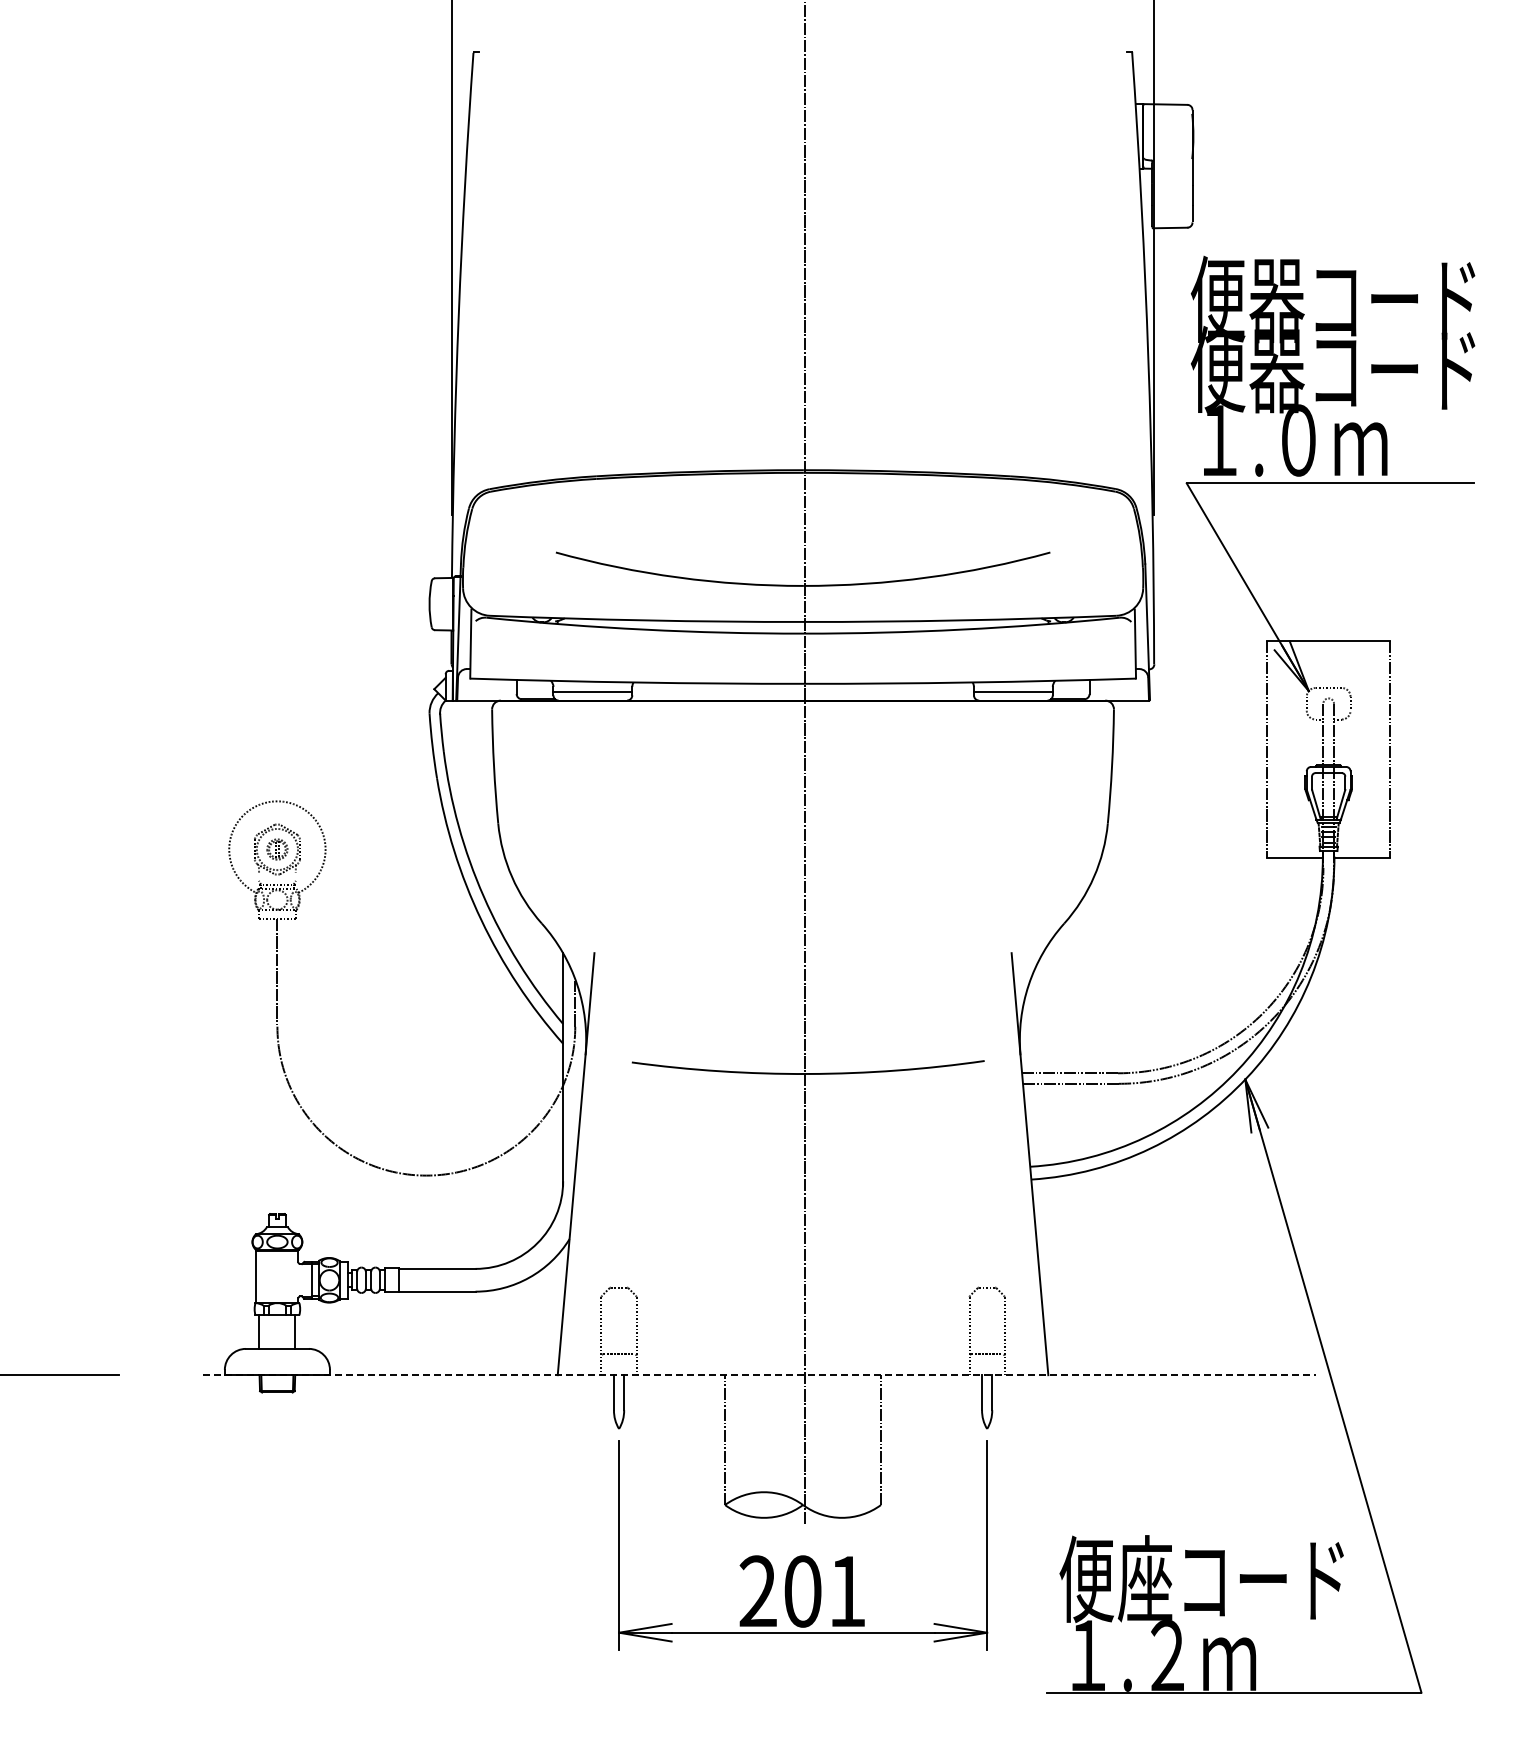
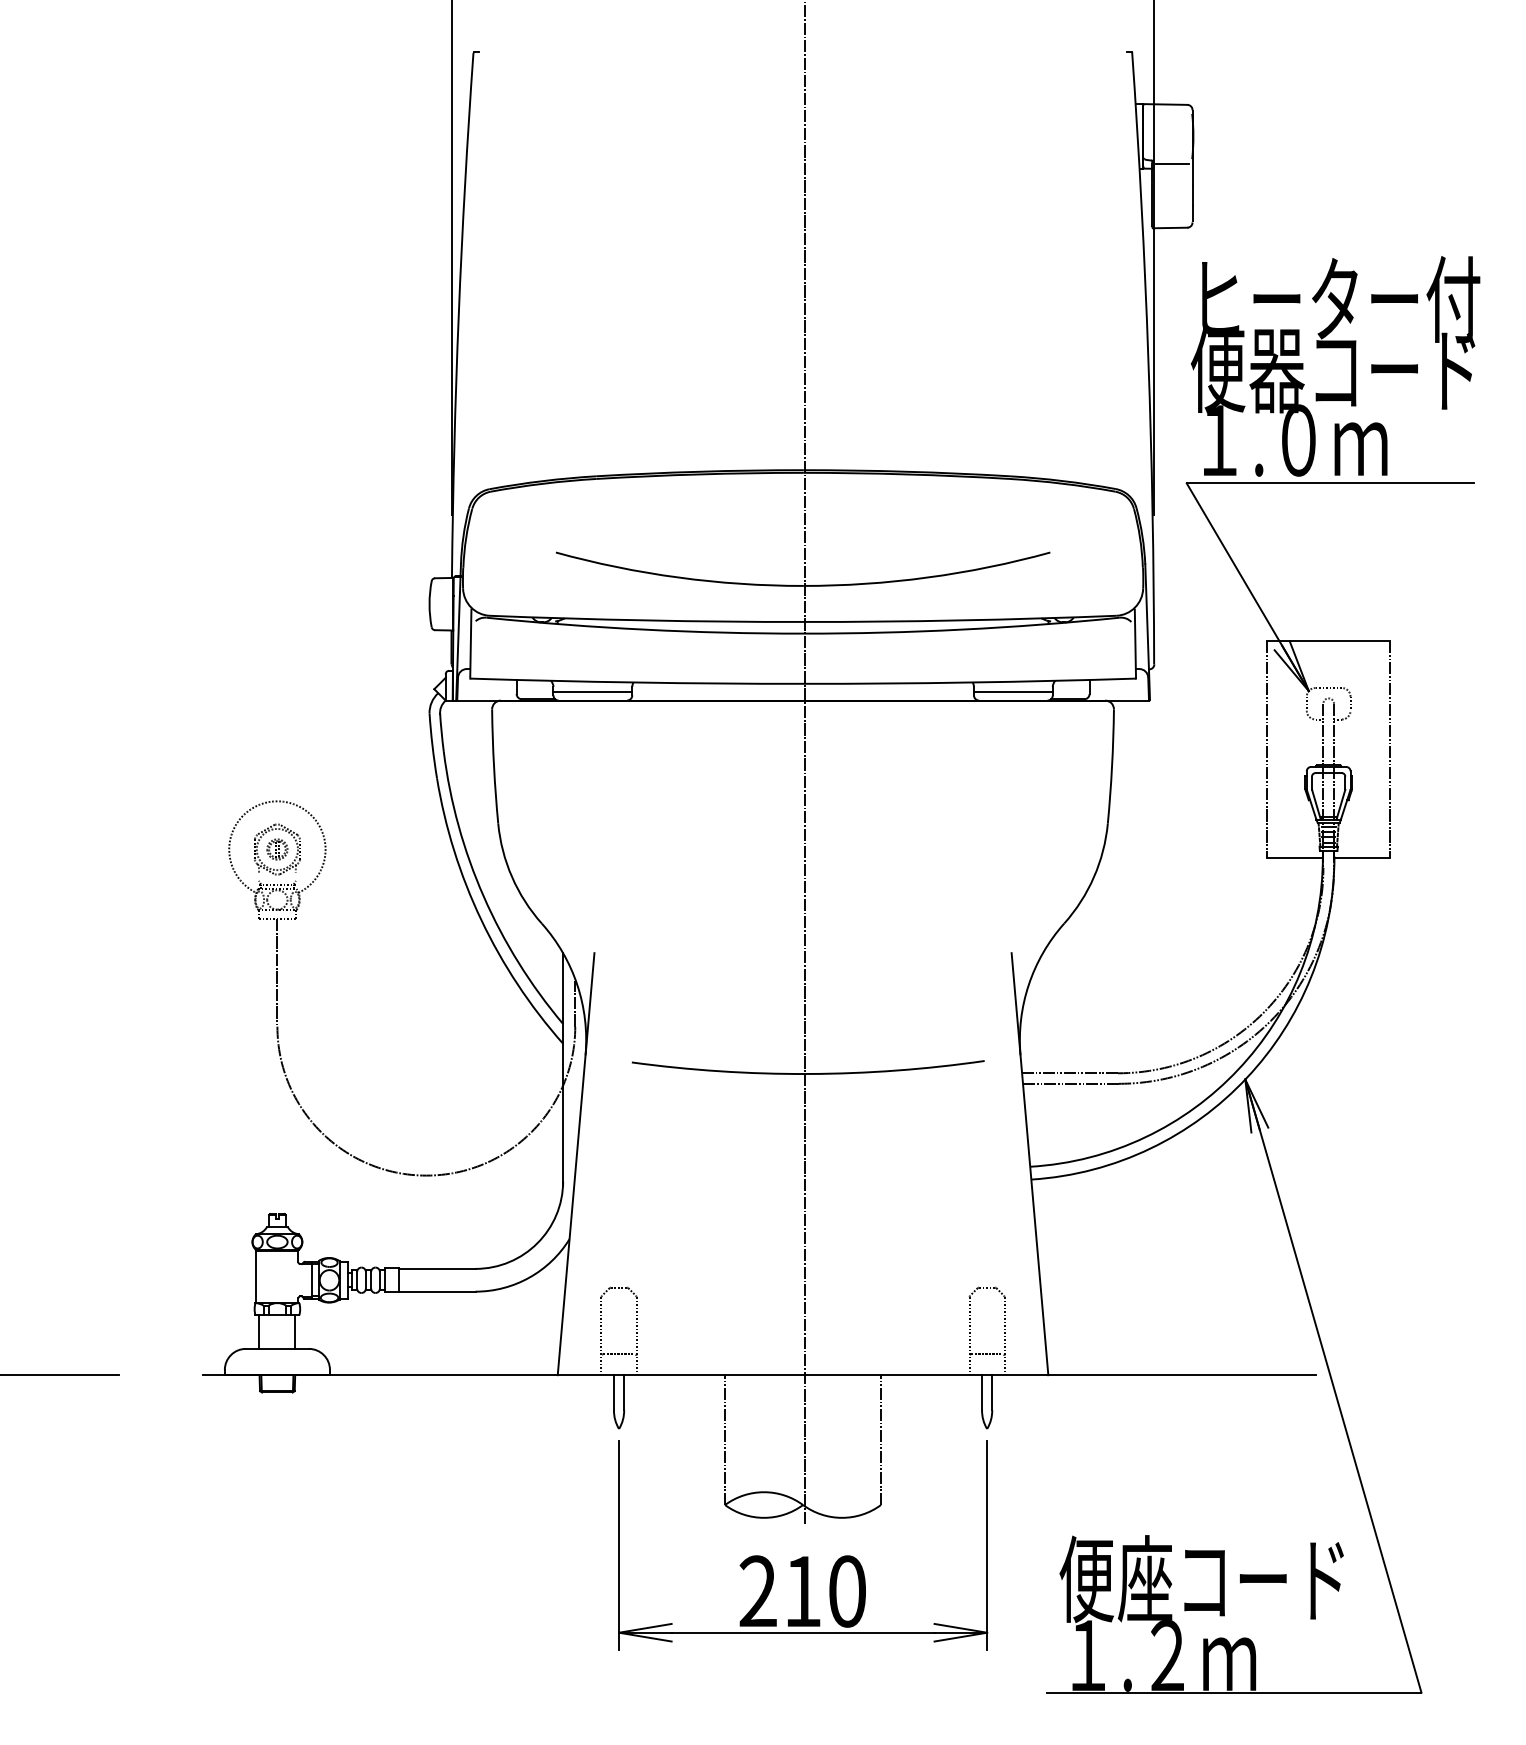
line: none -> present (1172, 163)
text: 便器コード -> ヒーター付 (1335, 299)
line: dashed -> solid (759, 1375)
text: 201 -> 210 (824, 1591)
